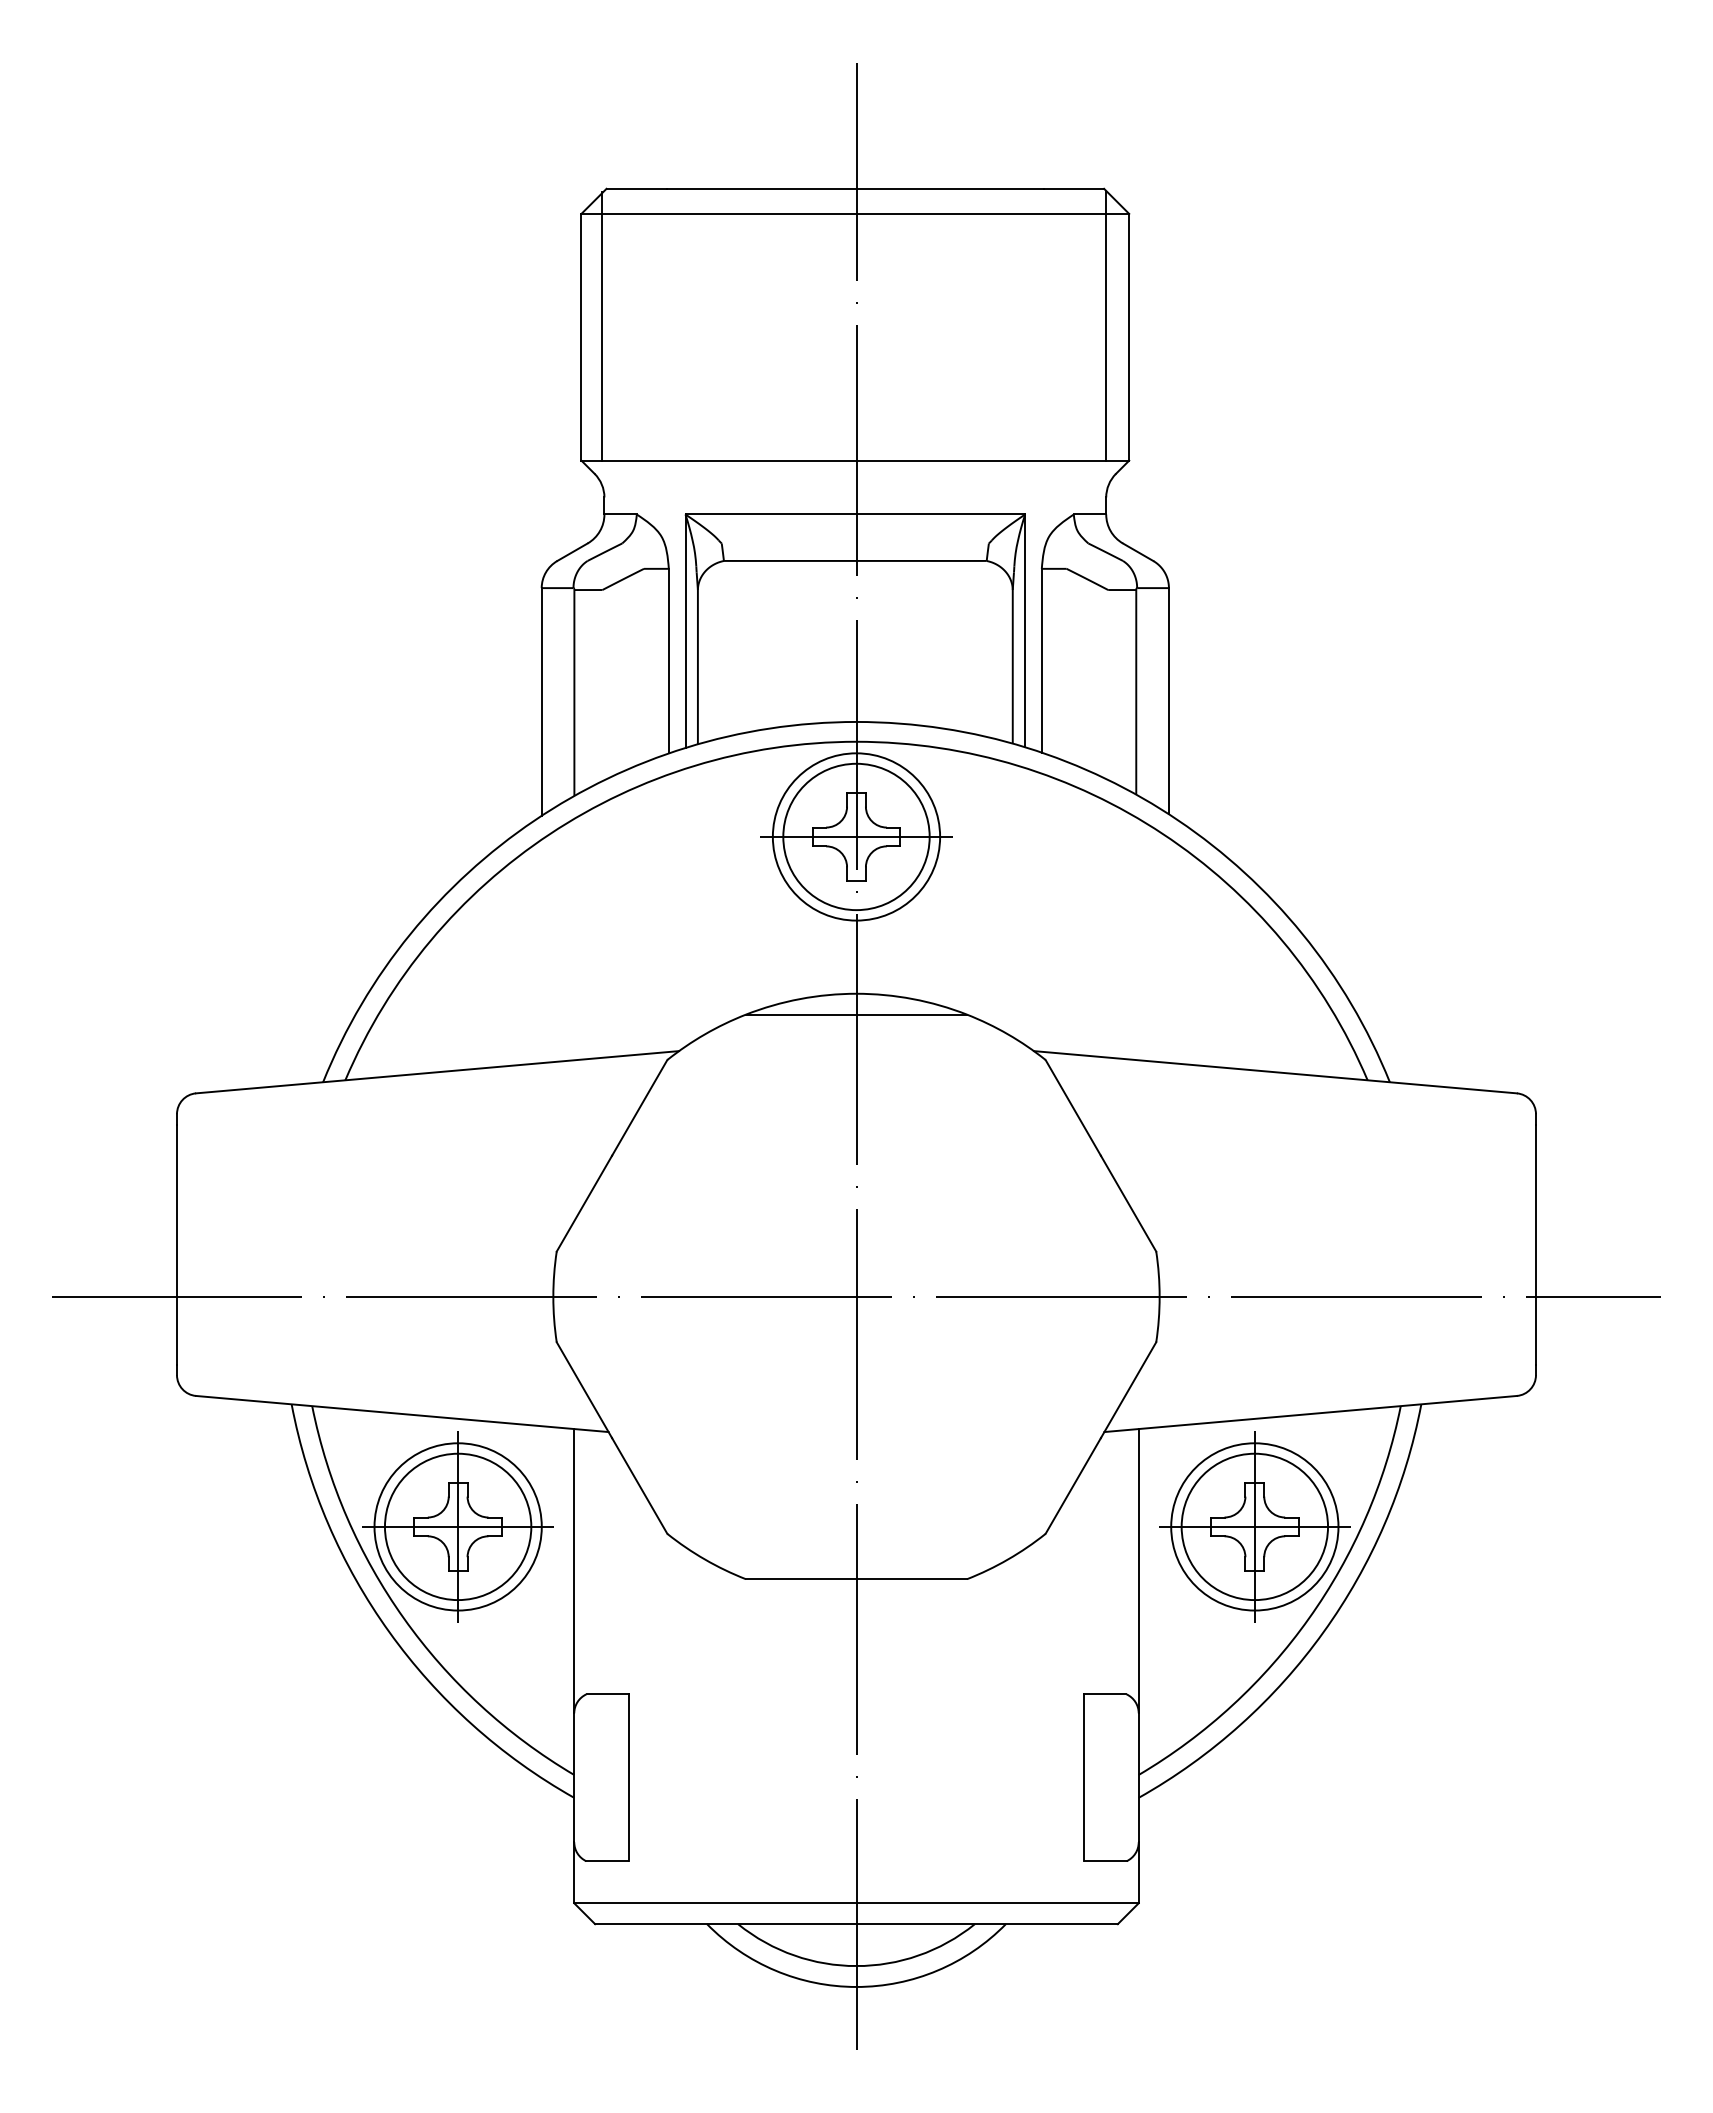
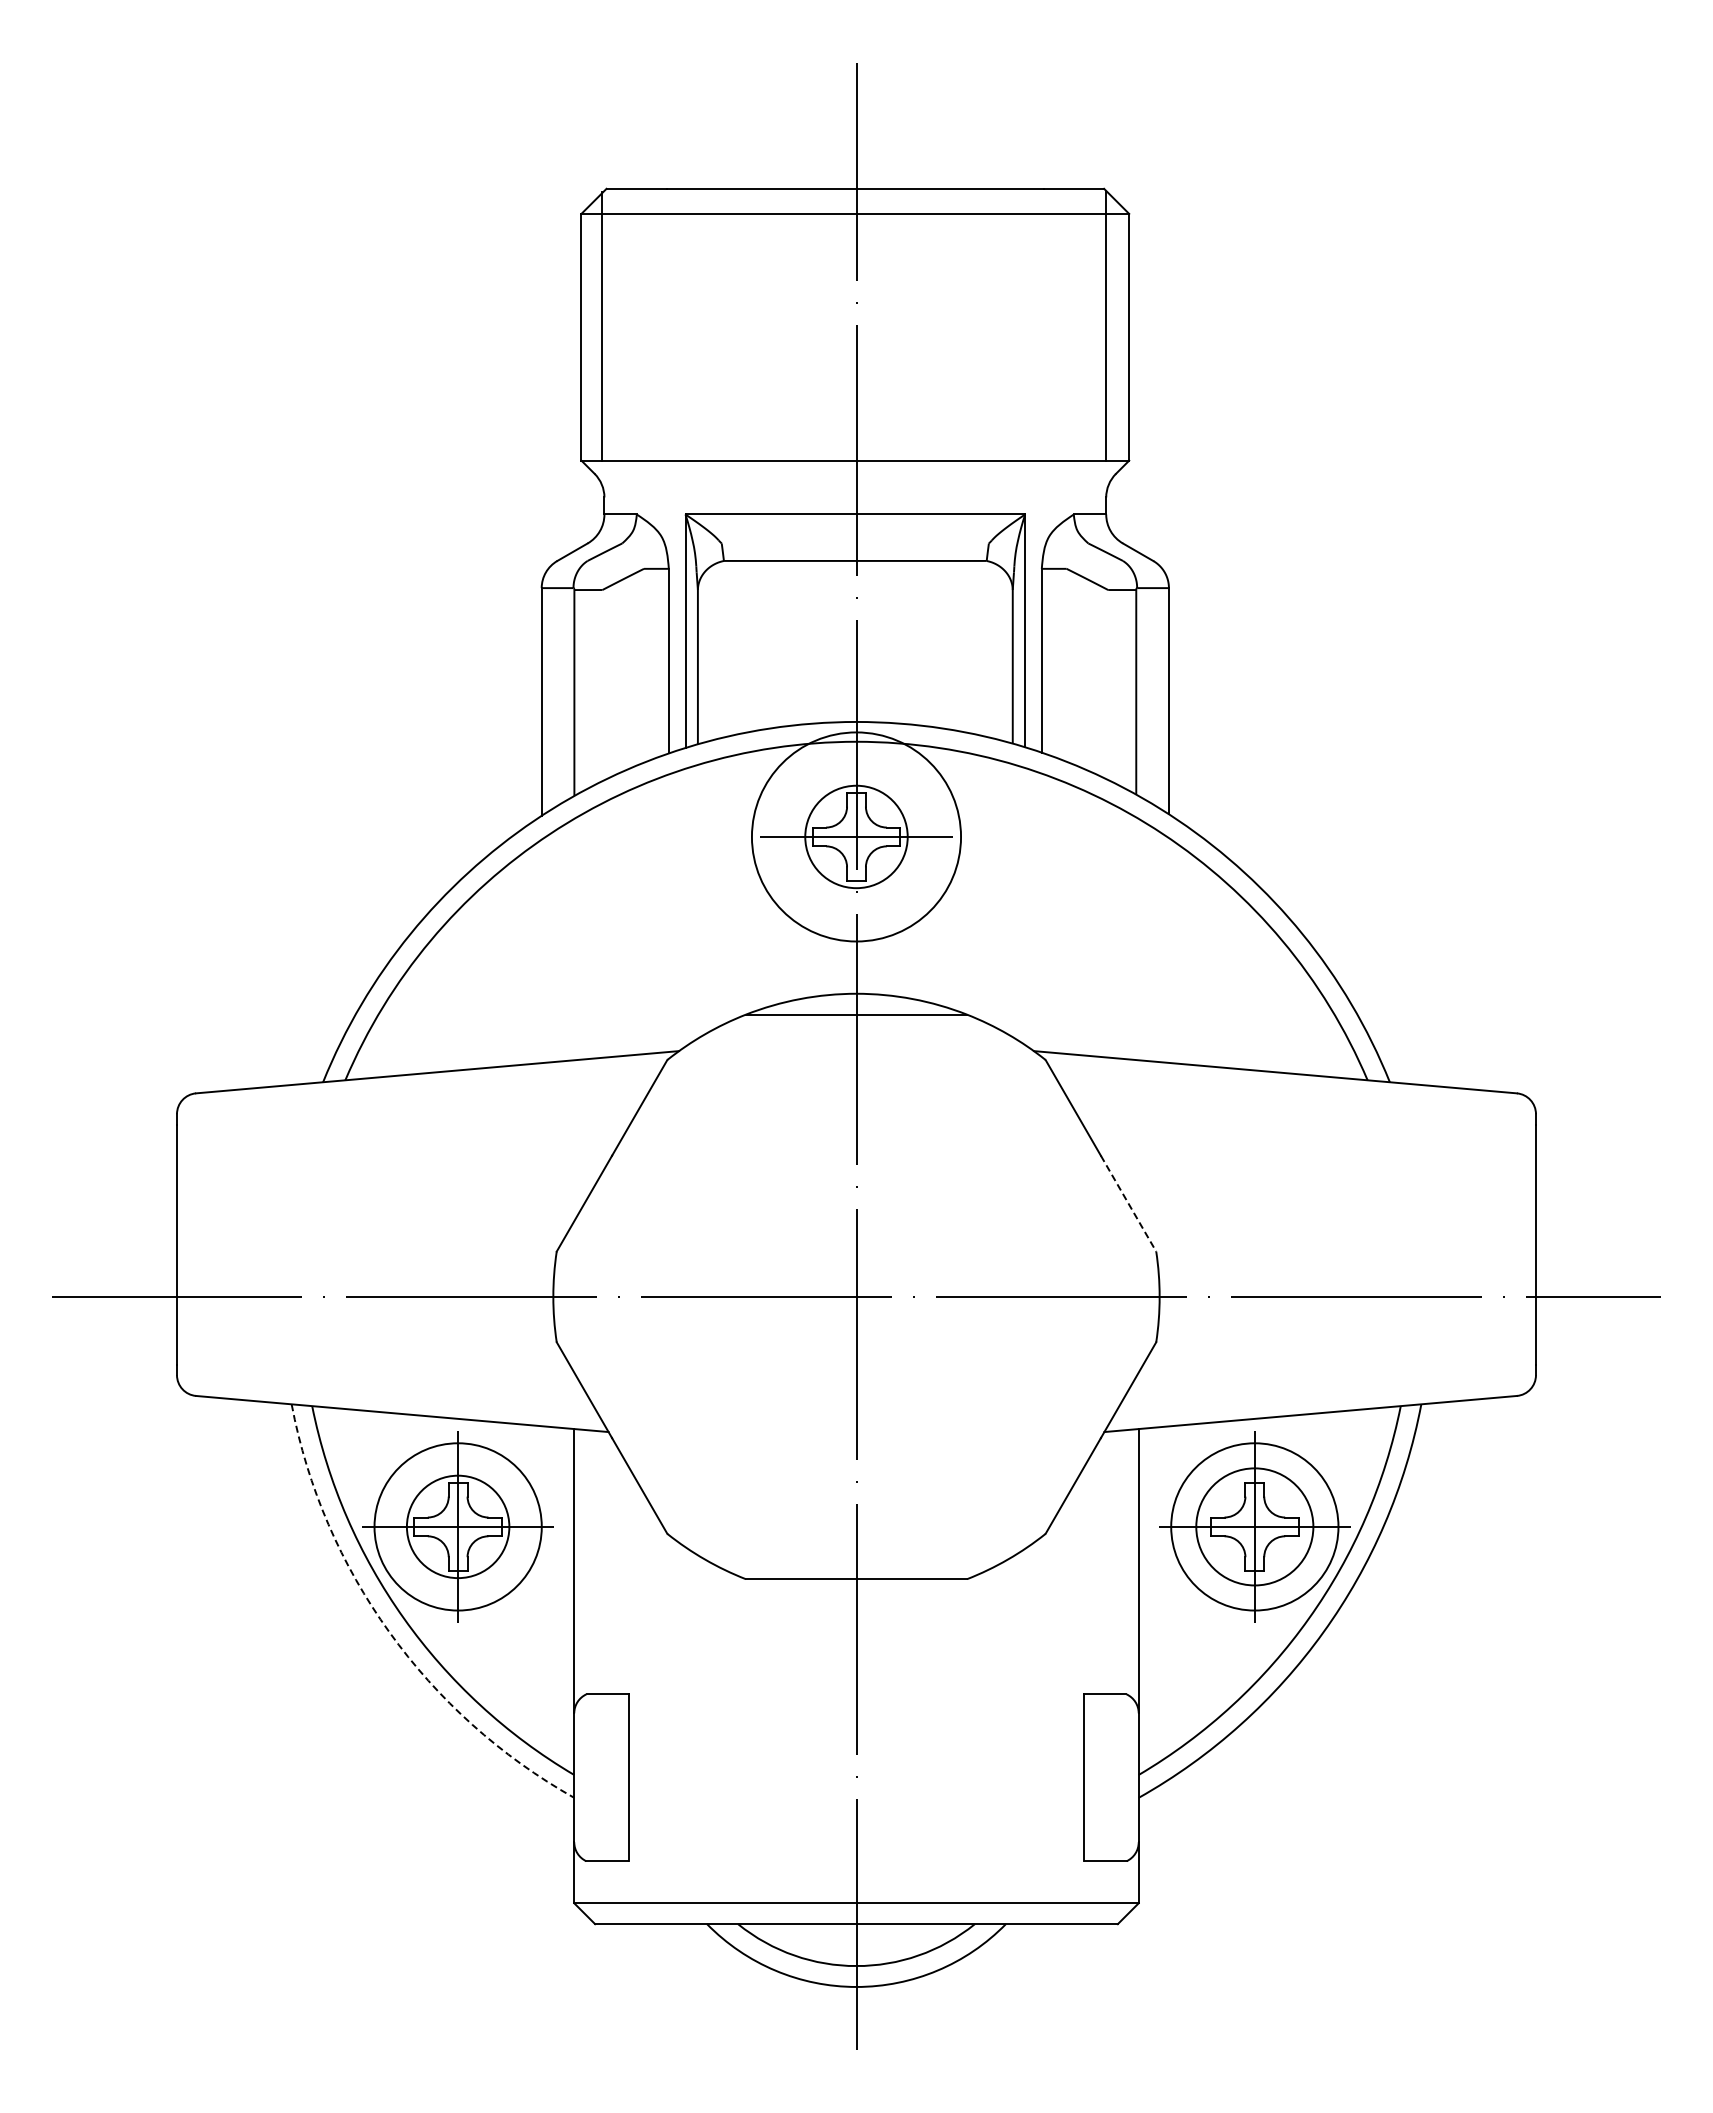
circle diameter: 146 px -> 102 px (856, 836)
circle diameter: 167 px -> 209 px (856, 836)
line: solid -> dashed (1128, 1204)
circle diameter: 146 px -> 102 px (457, 1526)
circle diameter: 146 px -> 117 px (1254, 1526)
arc: solid -> dashed (389, 1632)
